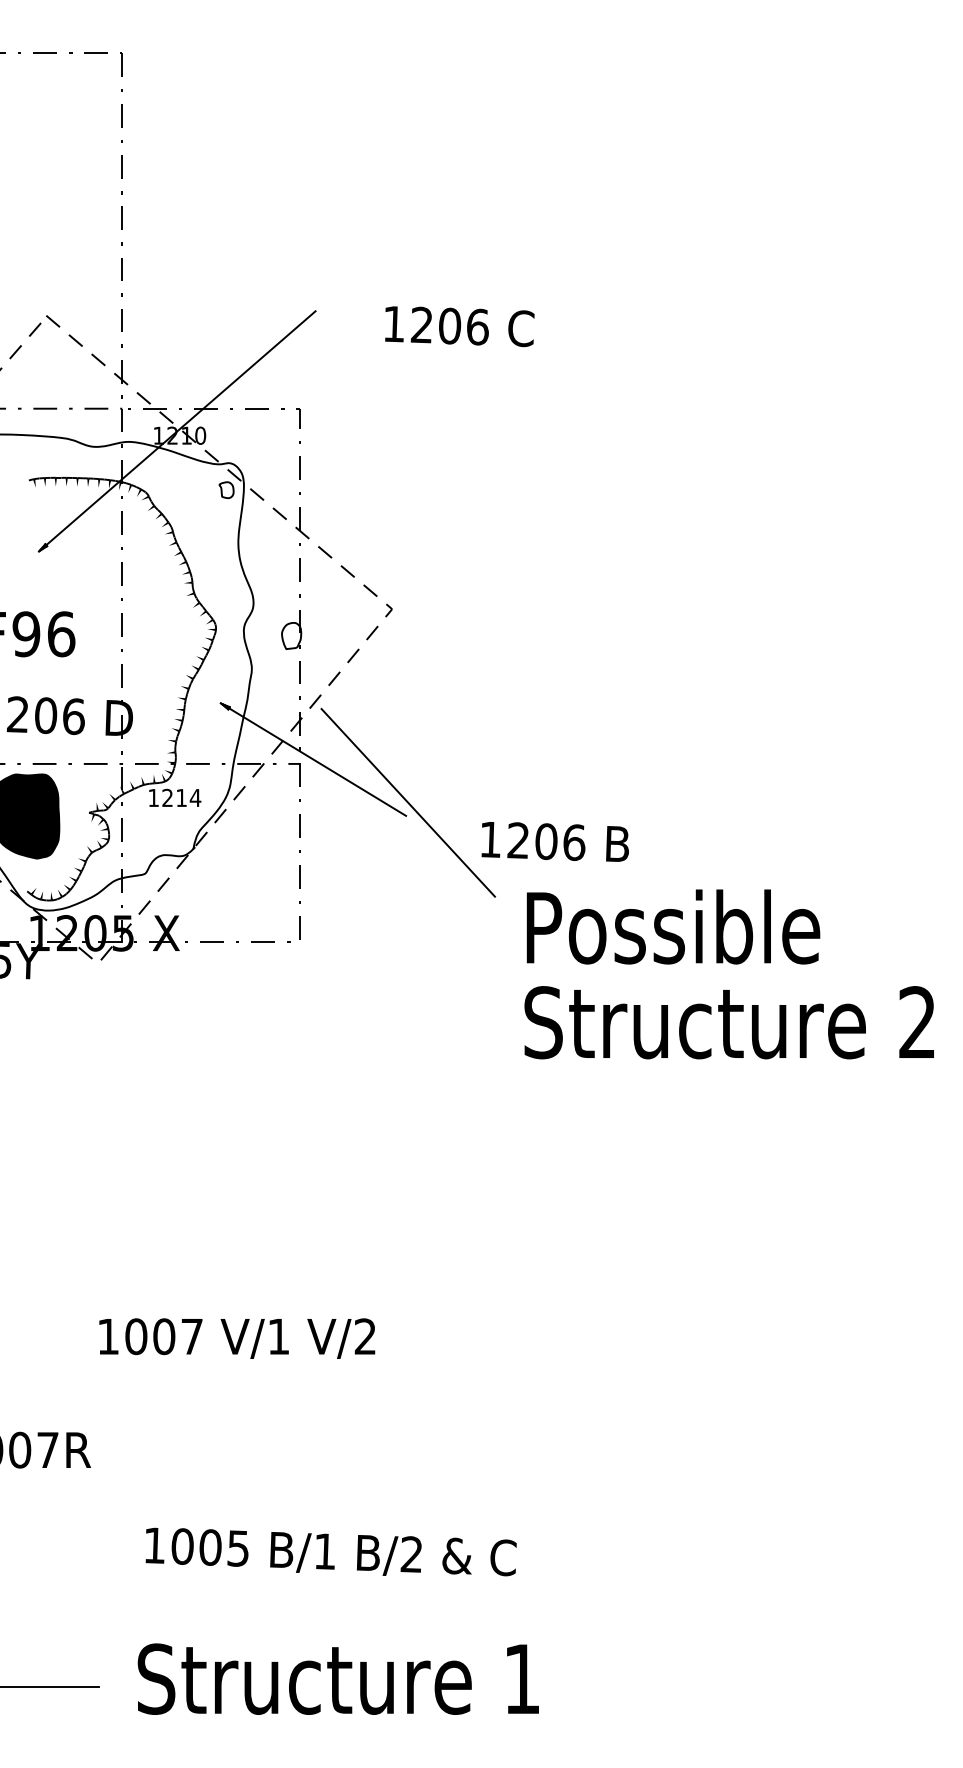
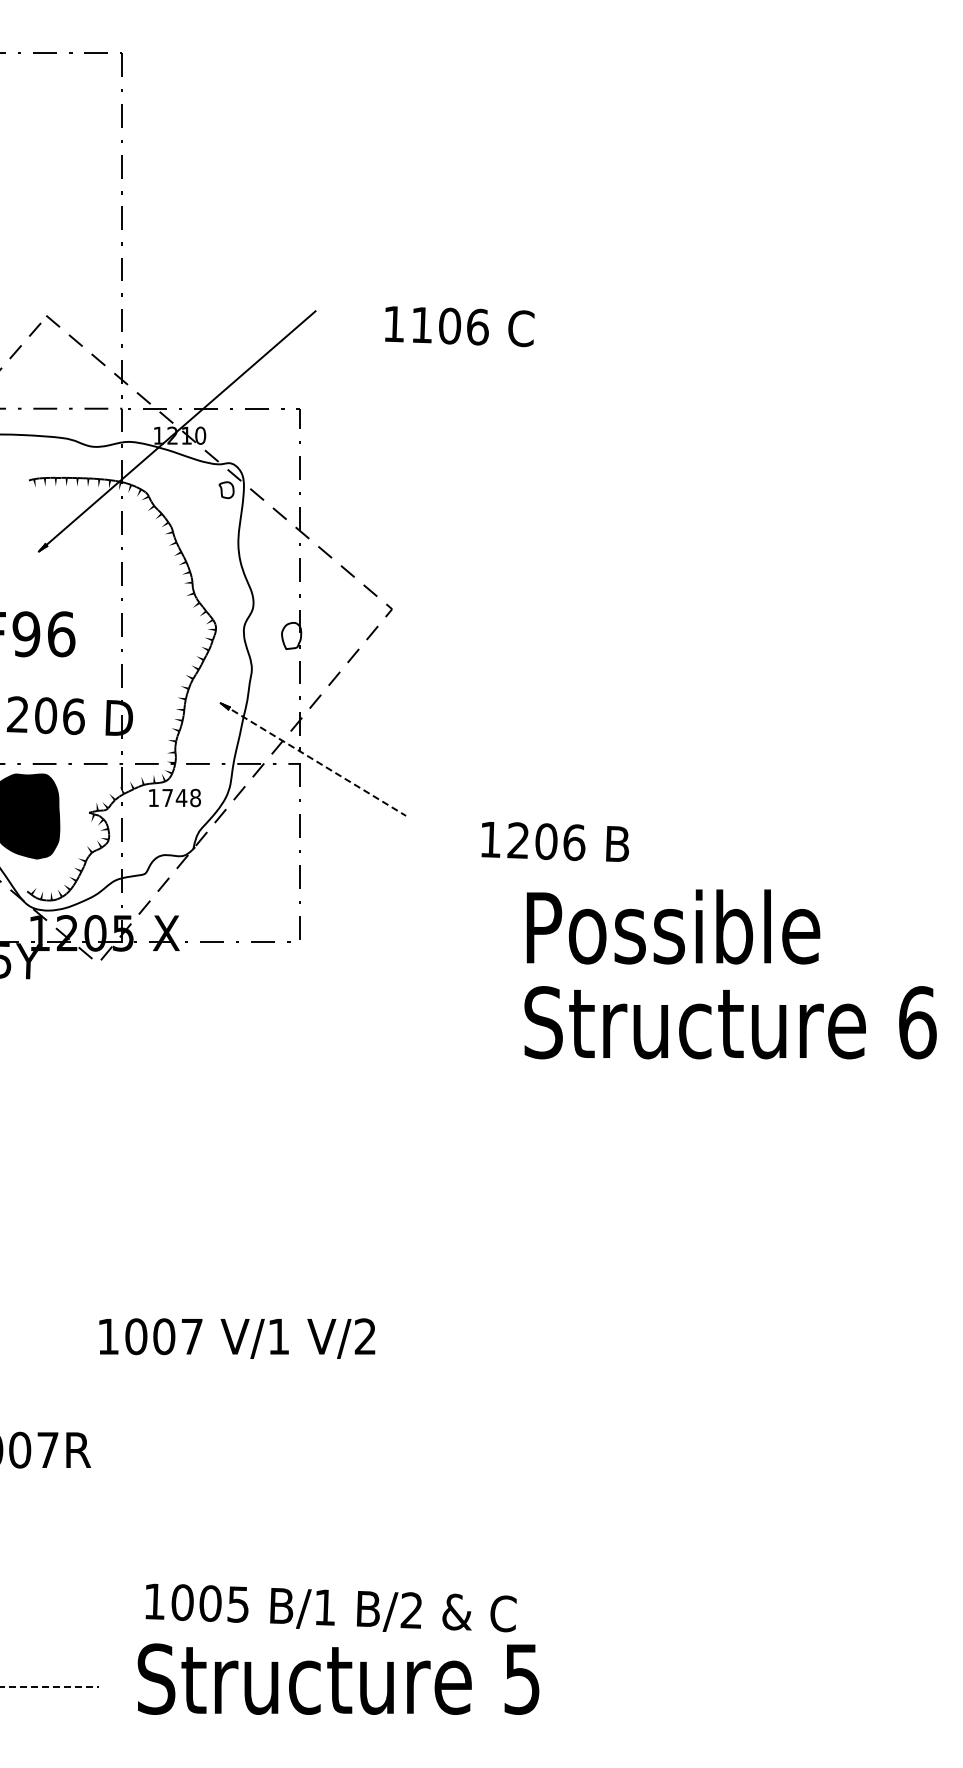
text: 1206 -> 1106 (420, 324)
line: solid -> dashed (314, 760)
text: 1214 -> 1748 (181, 797)
line: present -> none (407, 802)
text: 2 -> 6 (917, 1022)
text position: (330, 1551) -> (330, 1607) (330, 1607)
text: 1 -> 5 (521, 1679)
line: solid -> dashed (49, 1686)
